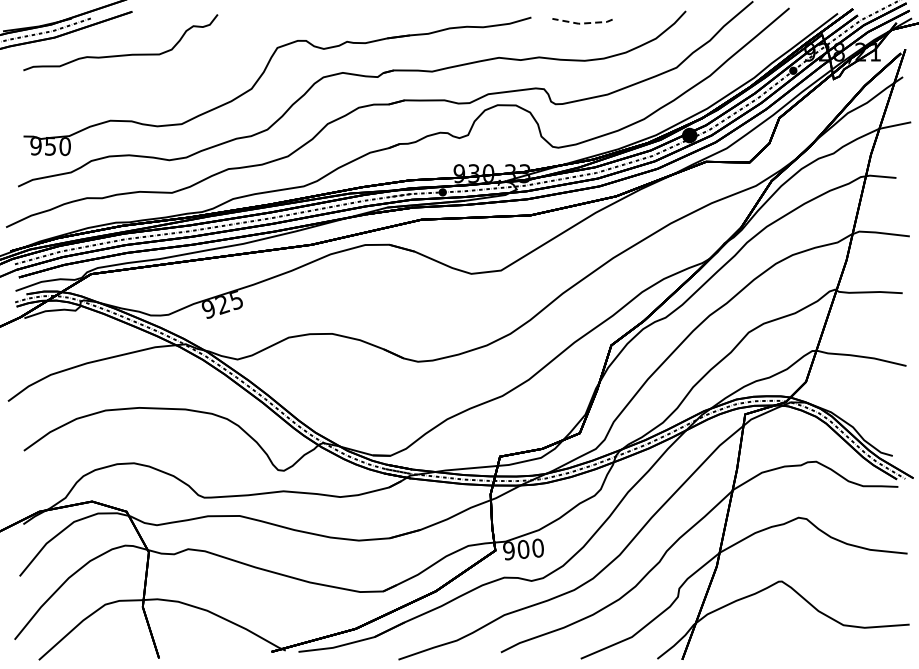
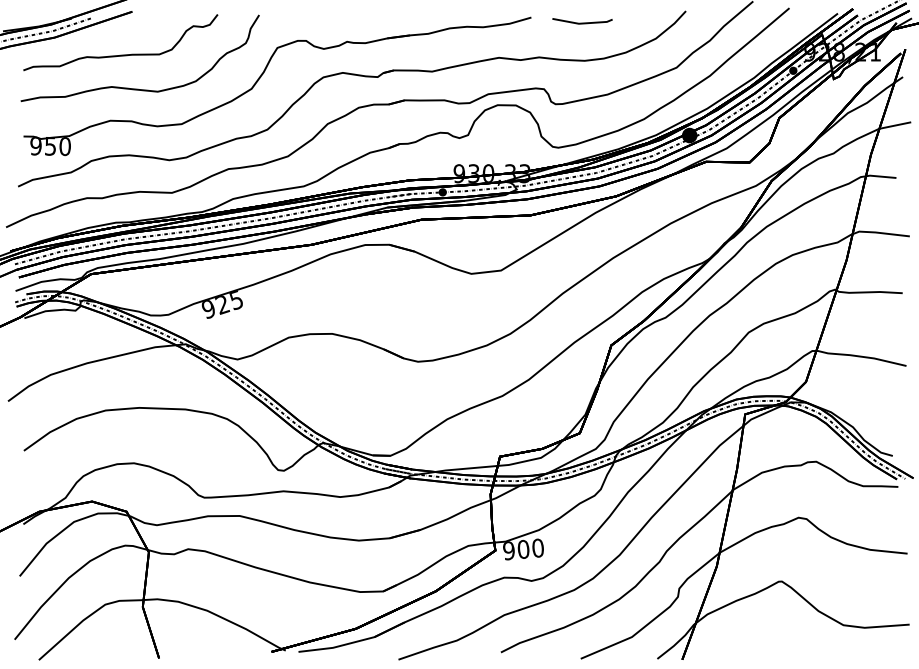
line: dashed -> solid (582, 23)
curve: none -> present (138, 88)
